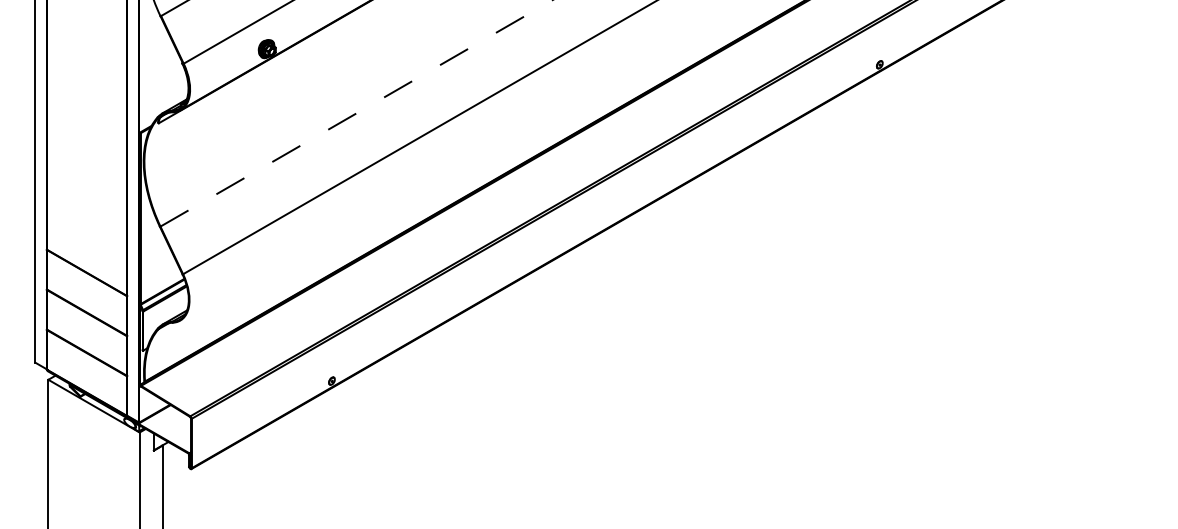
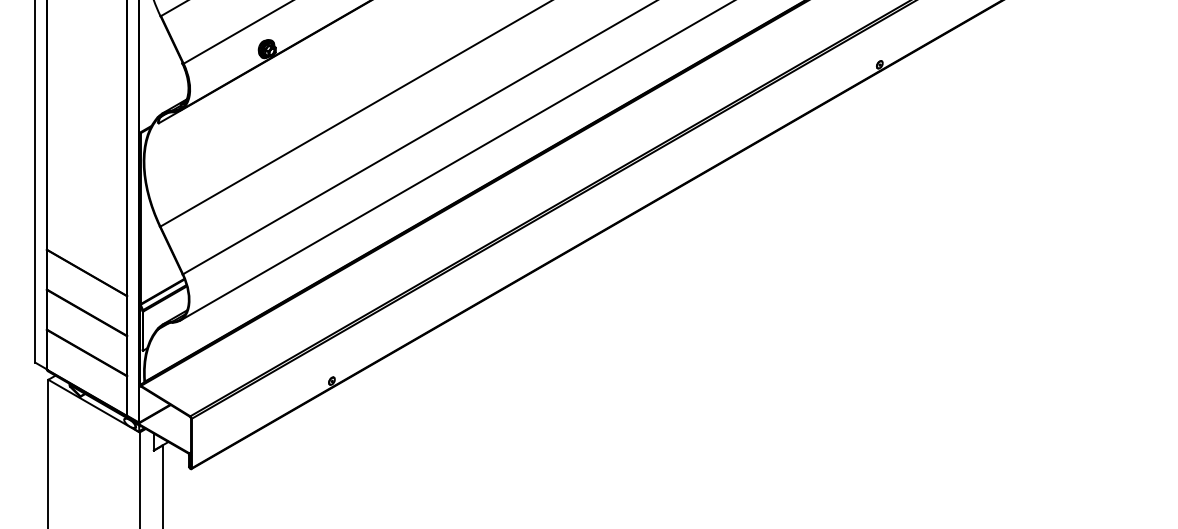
line: dashed -> solid (357, 113)
line: none -> present (456, 161)
